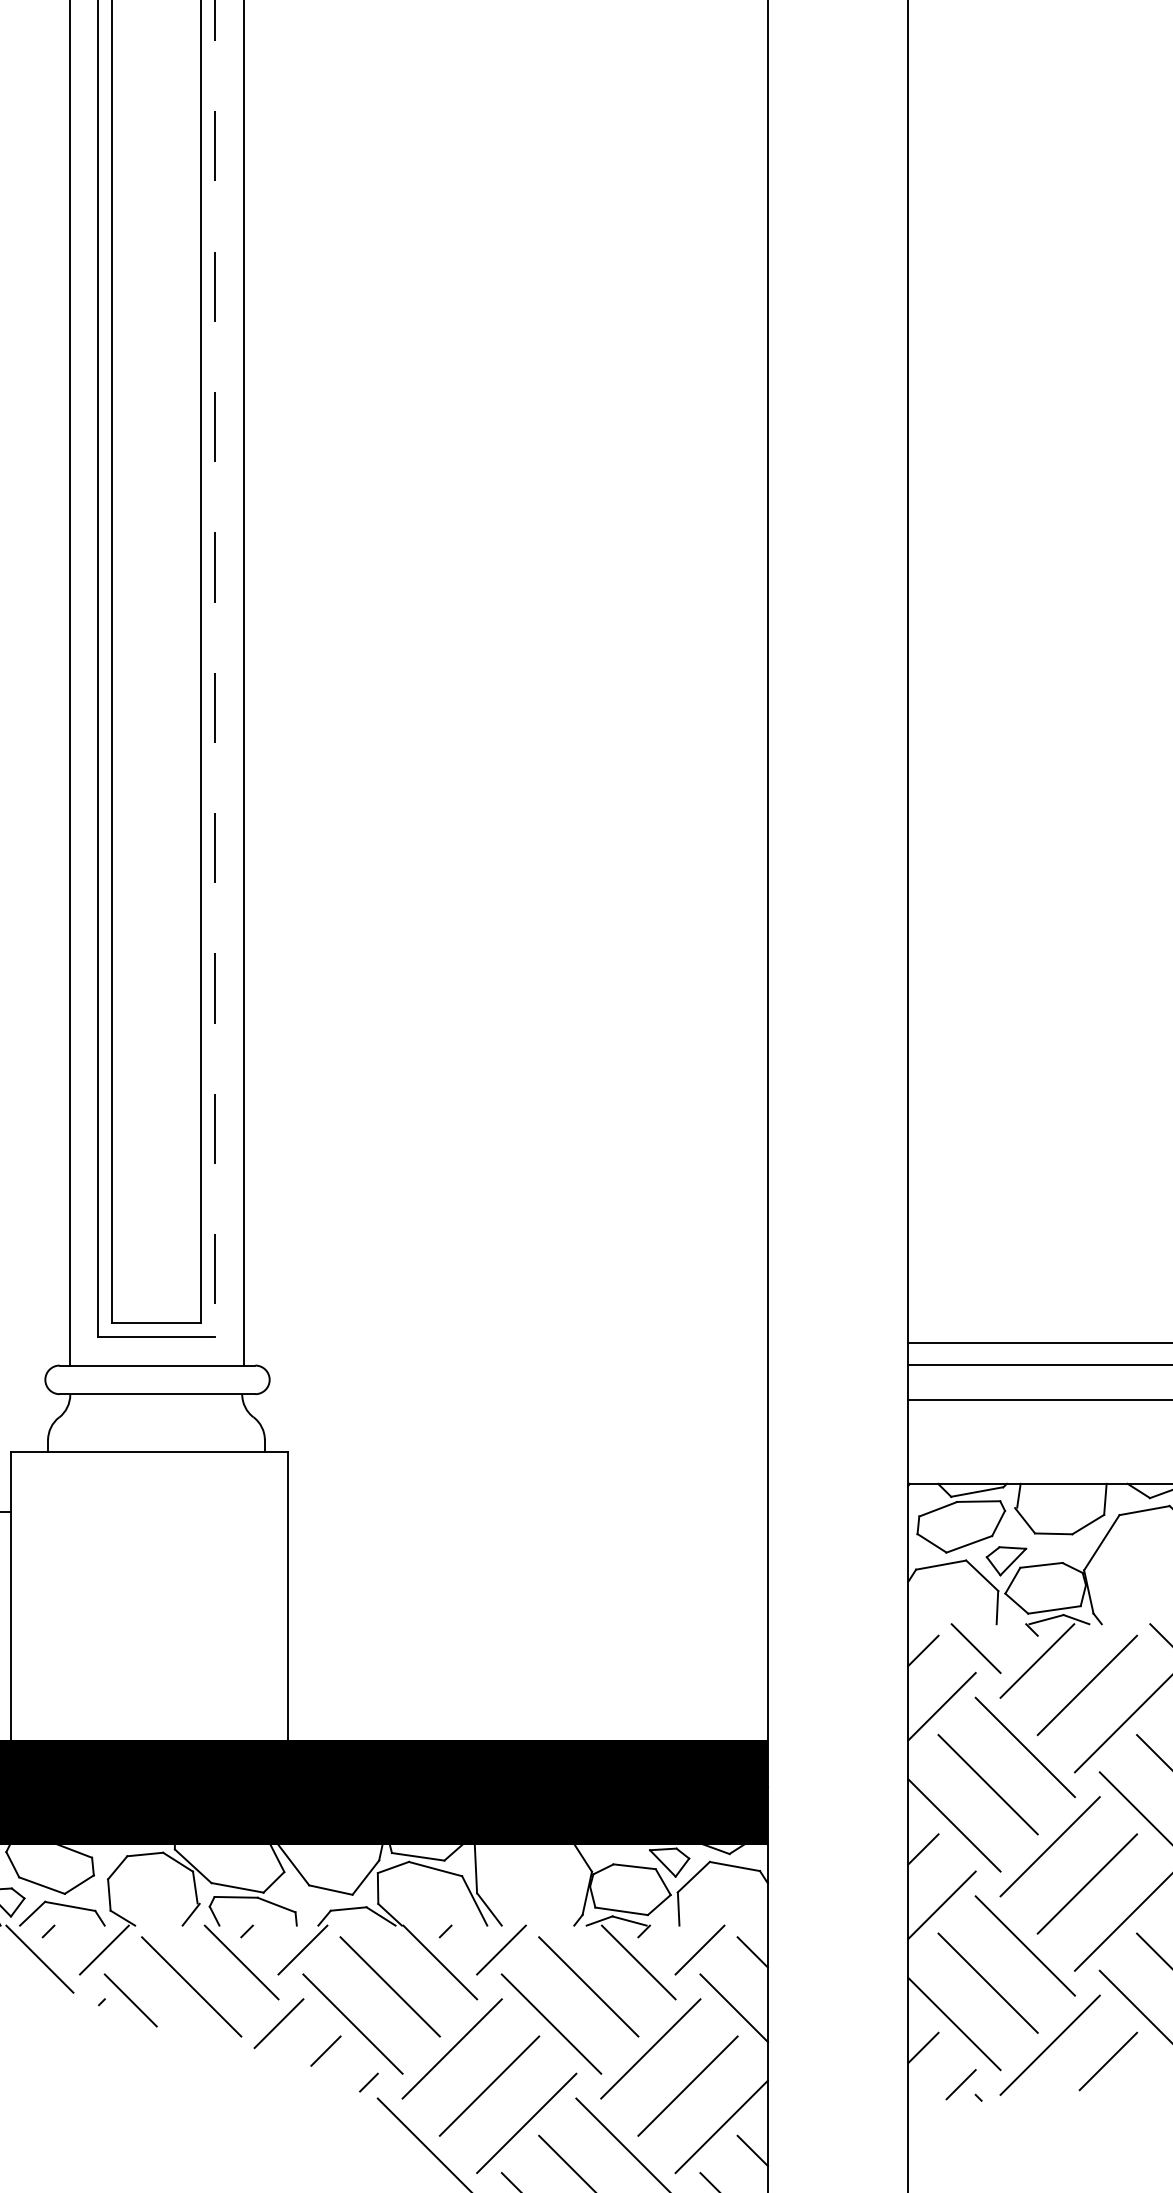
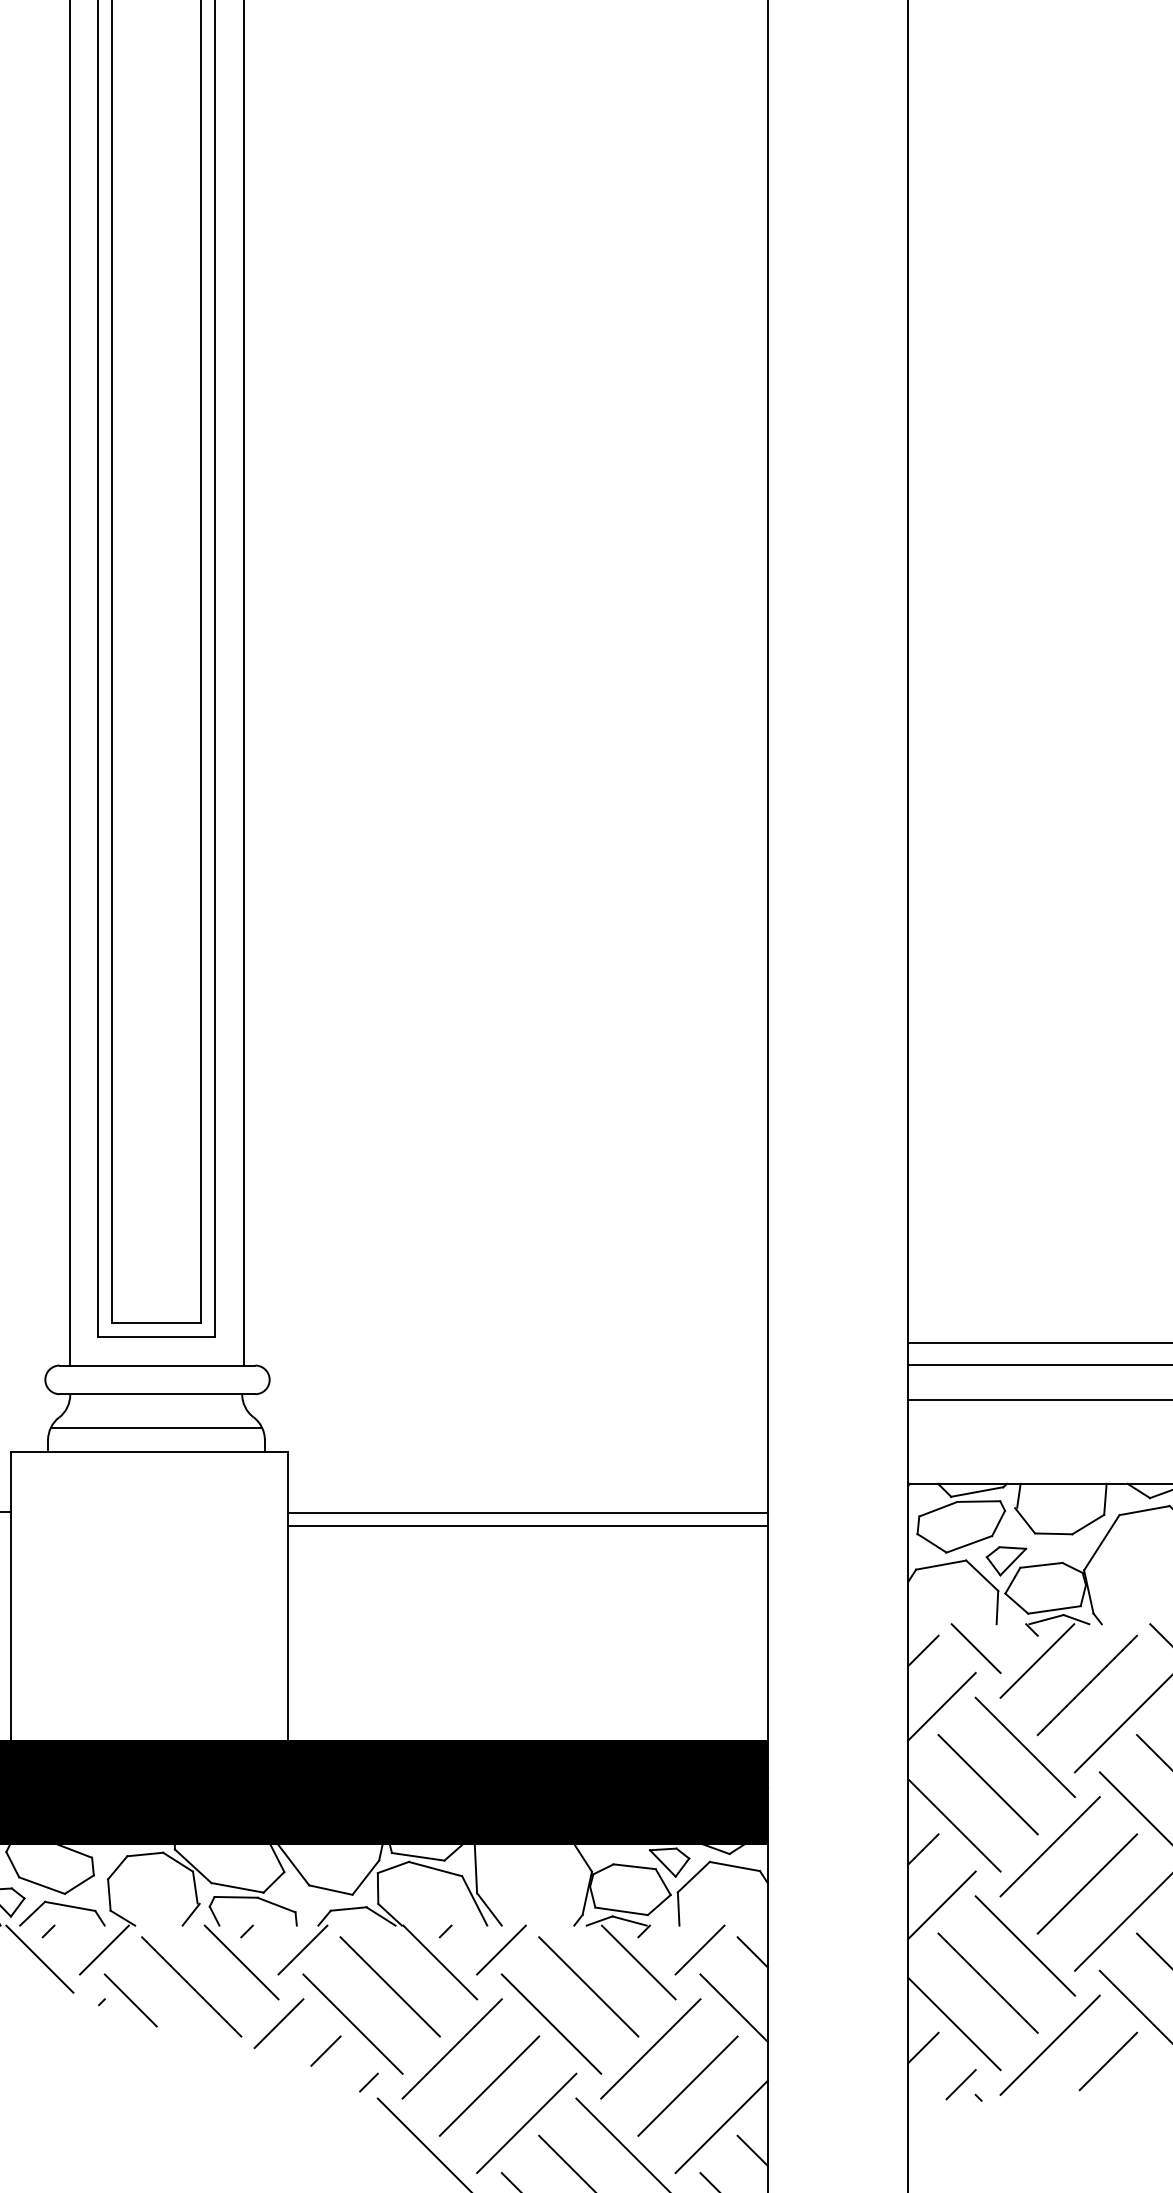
line: dashed -> solid (215, 669)
line: none -> present (156, 1428)
line: none -> present (527, 1513)
line: none -> present (527, 1525)
